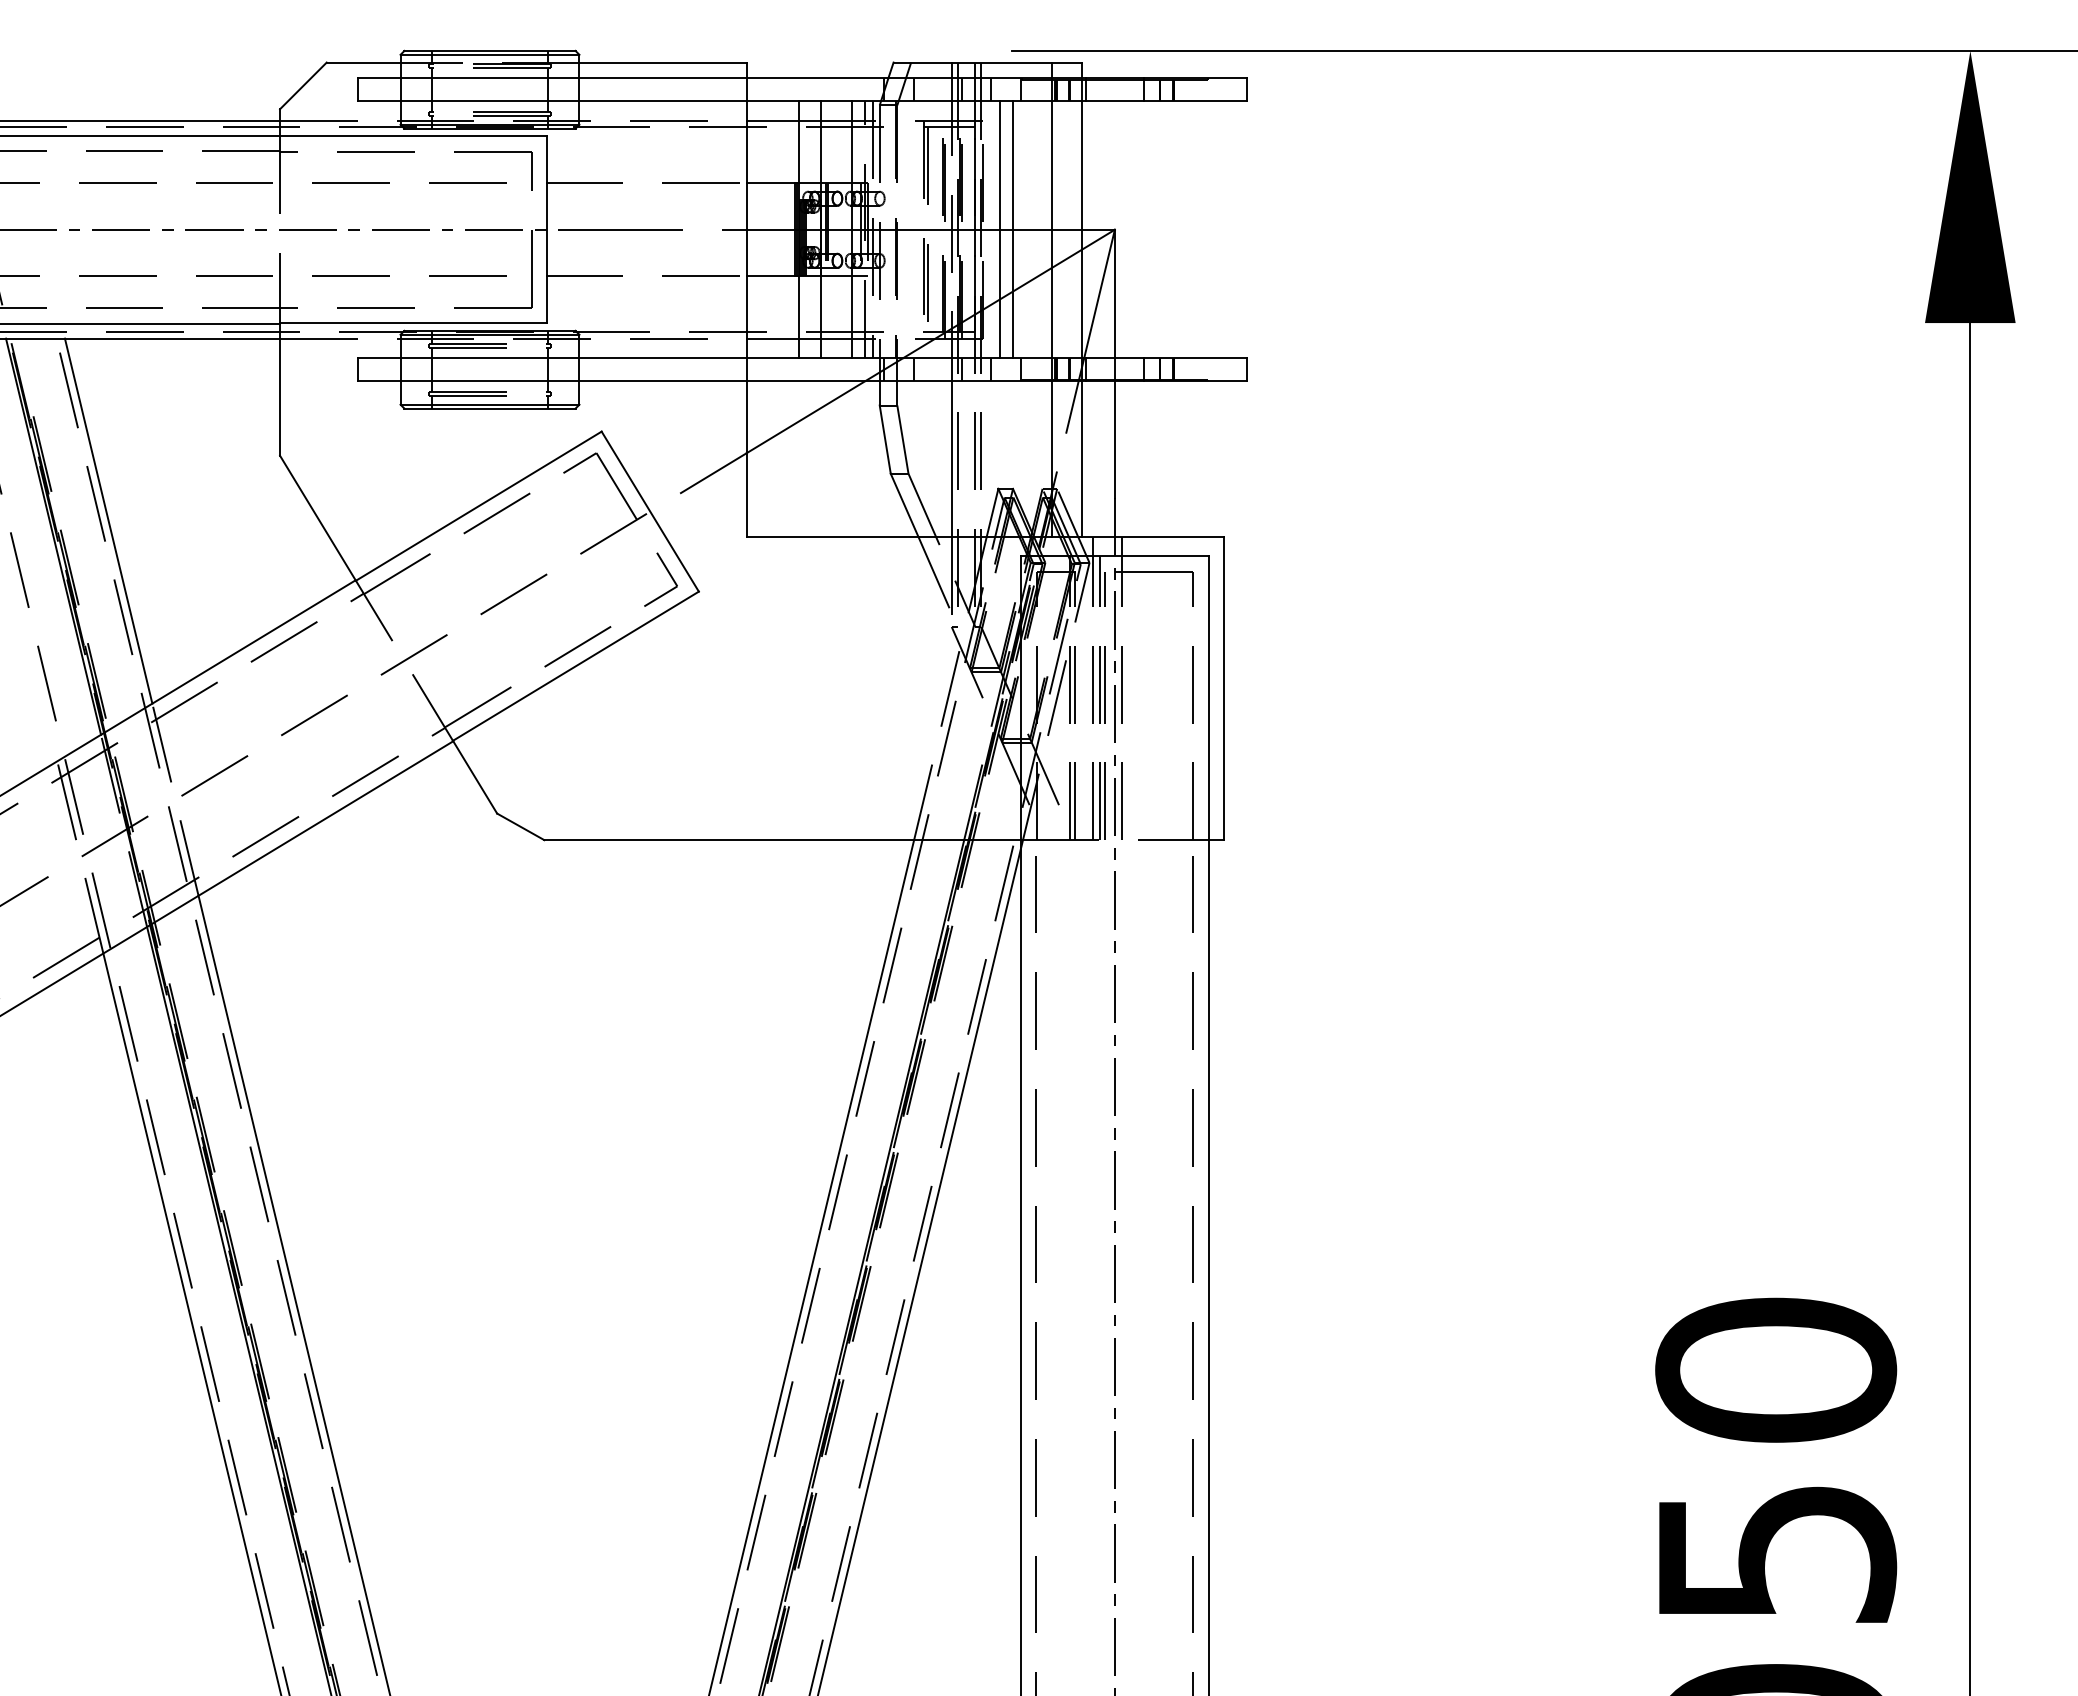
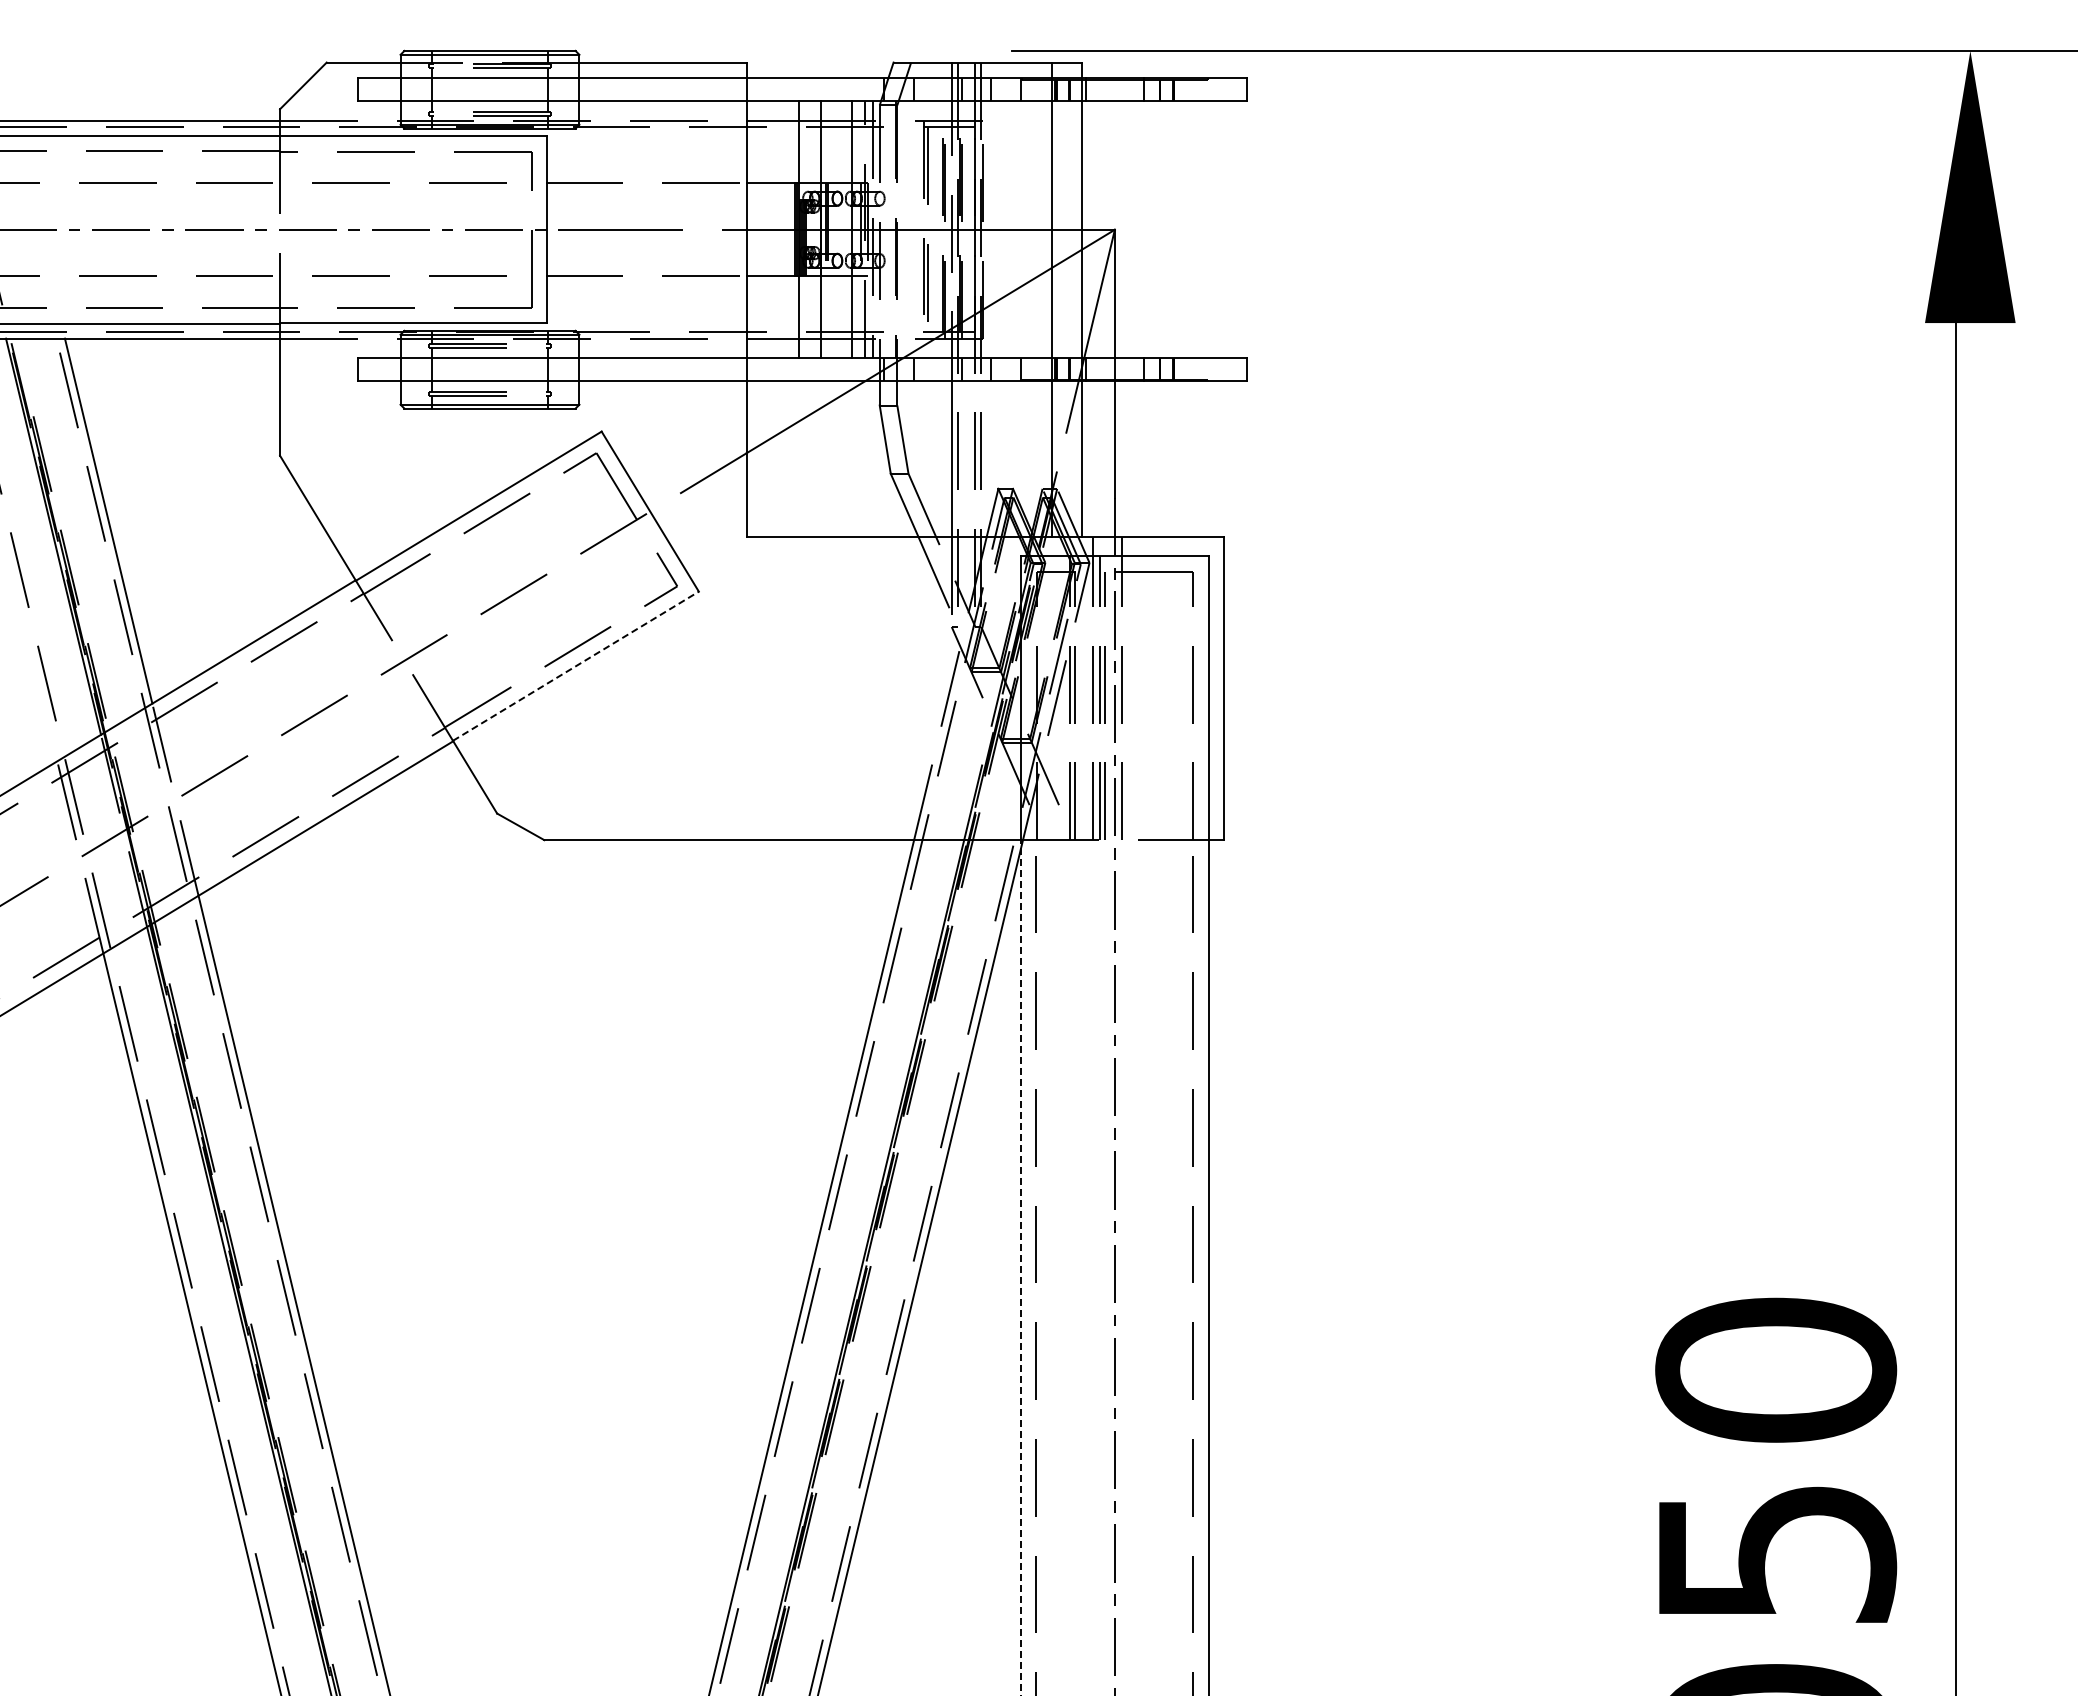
line: present -> none (999, 229)
line: present -> none (1012, 229)
line: solid -> dashed (575, 666)
line position: (1970, 1007) -> (1956, 1007) (1956, 1007)
line: solid -> dashed (1020, 1268)
